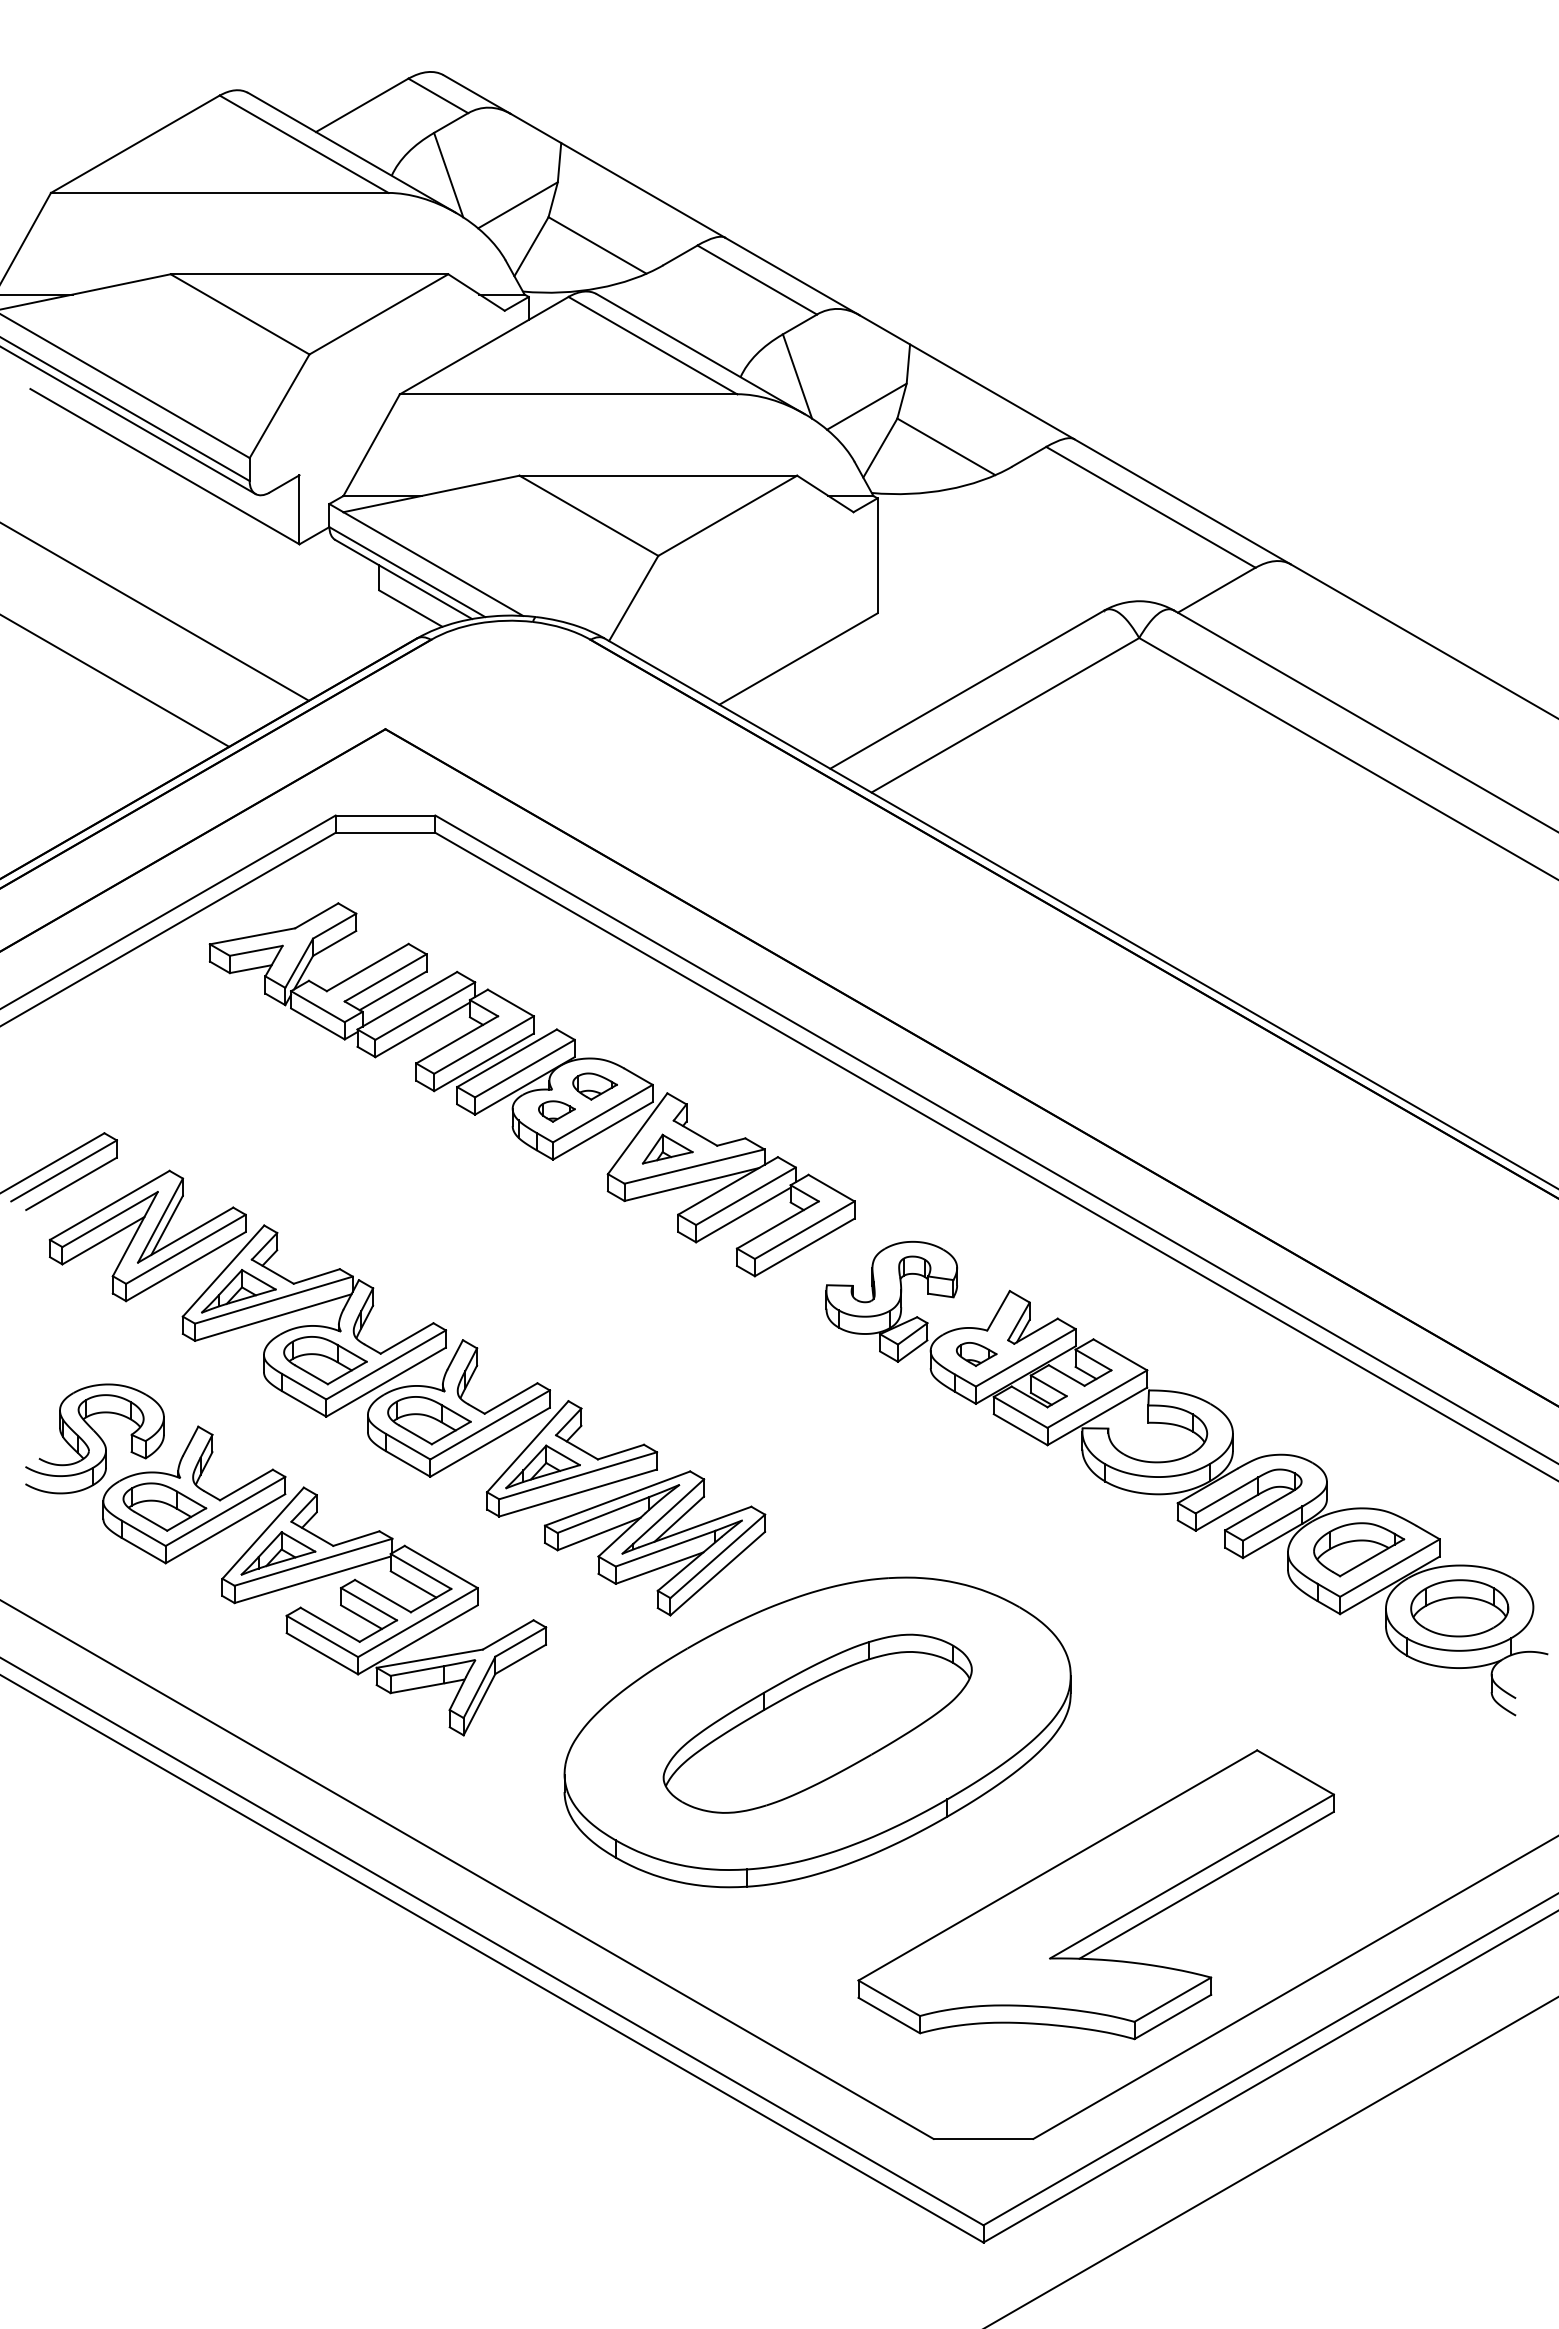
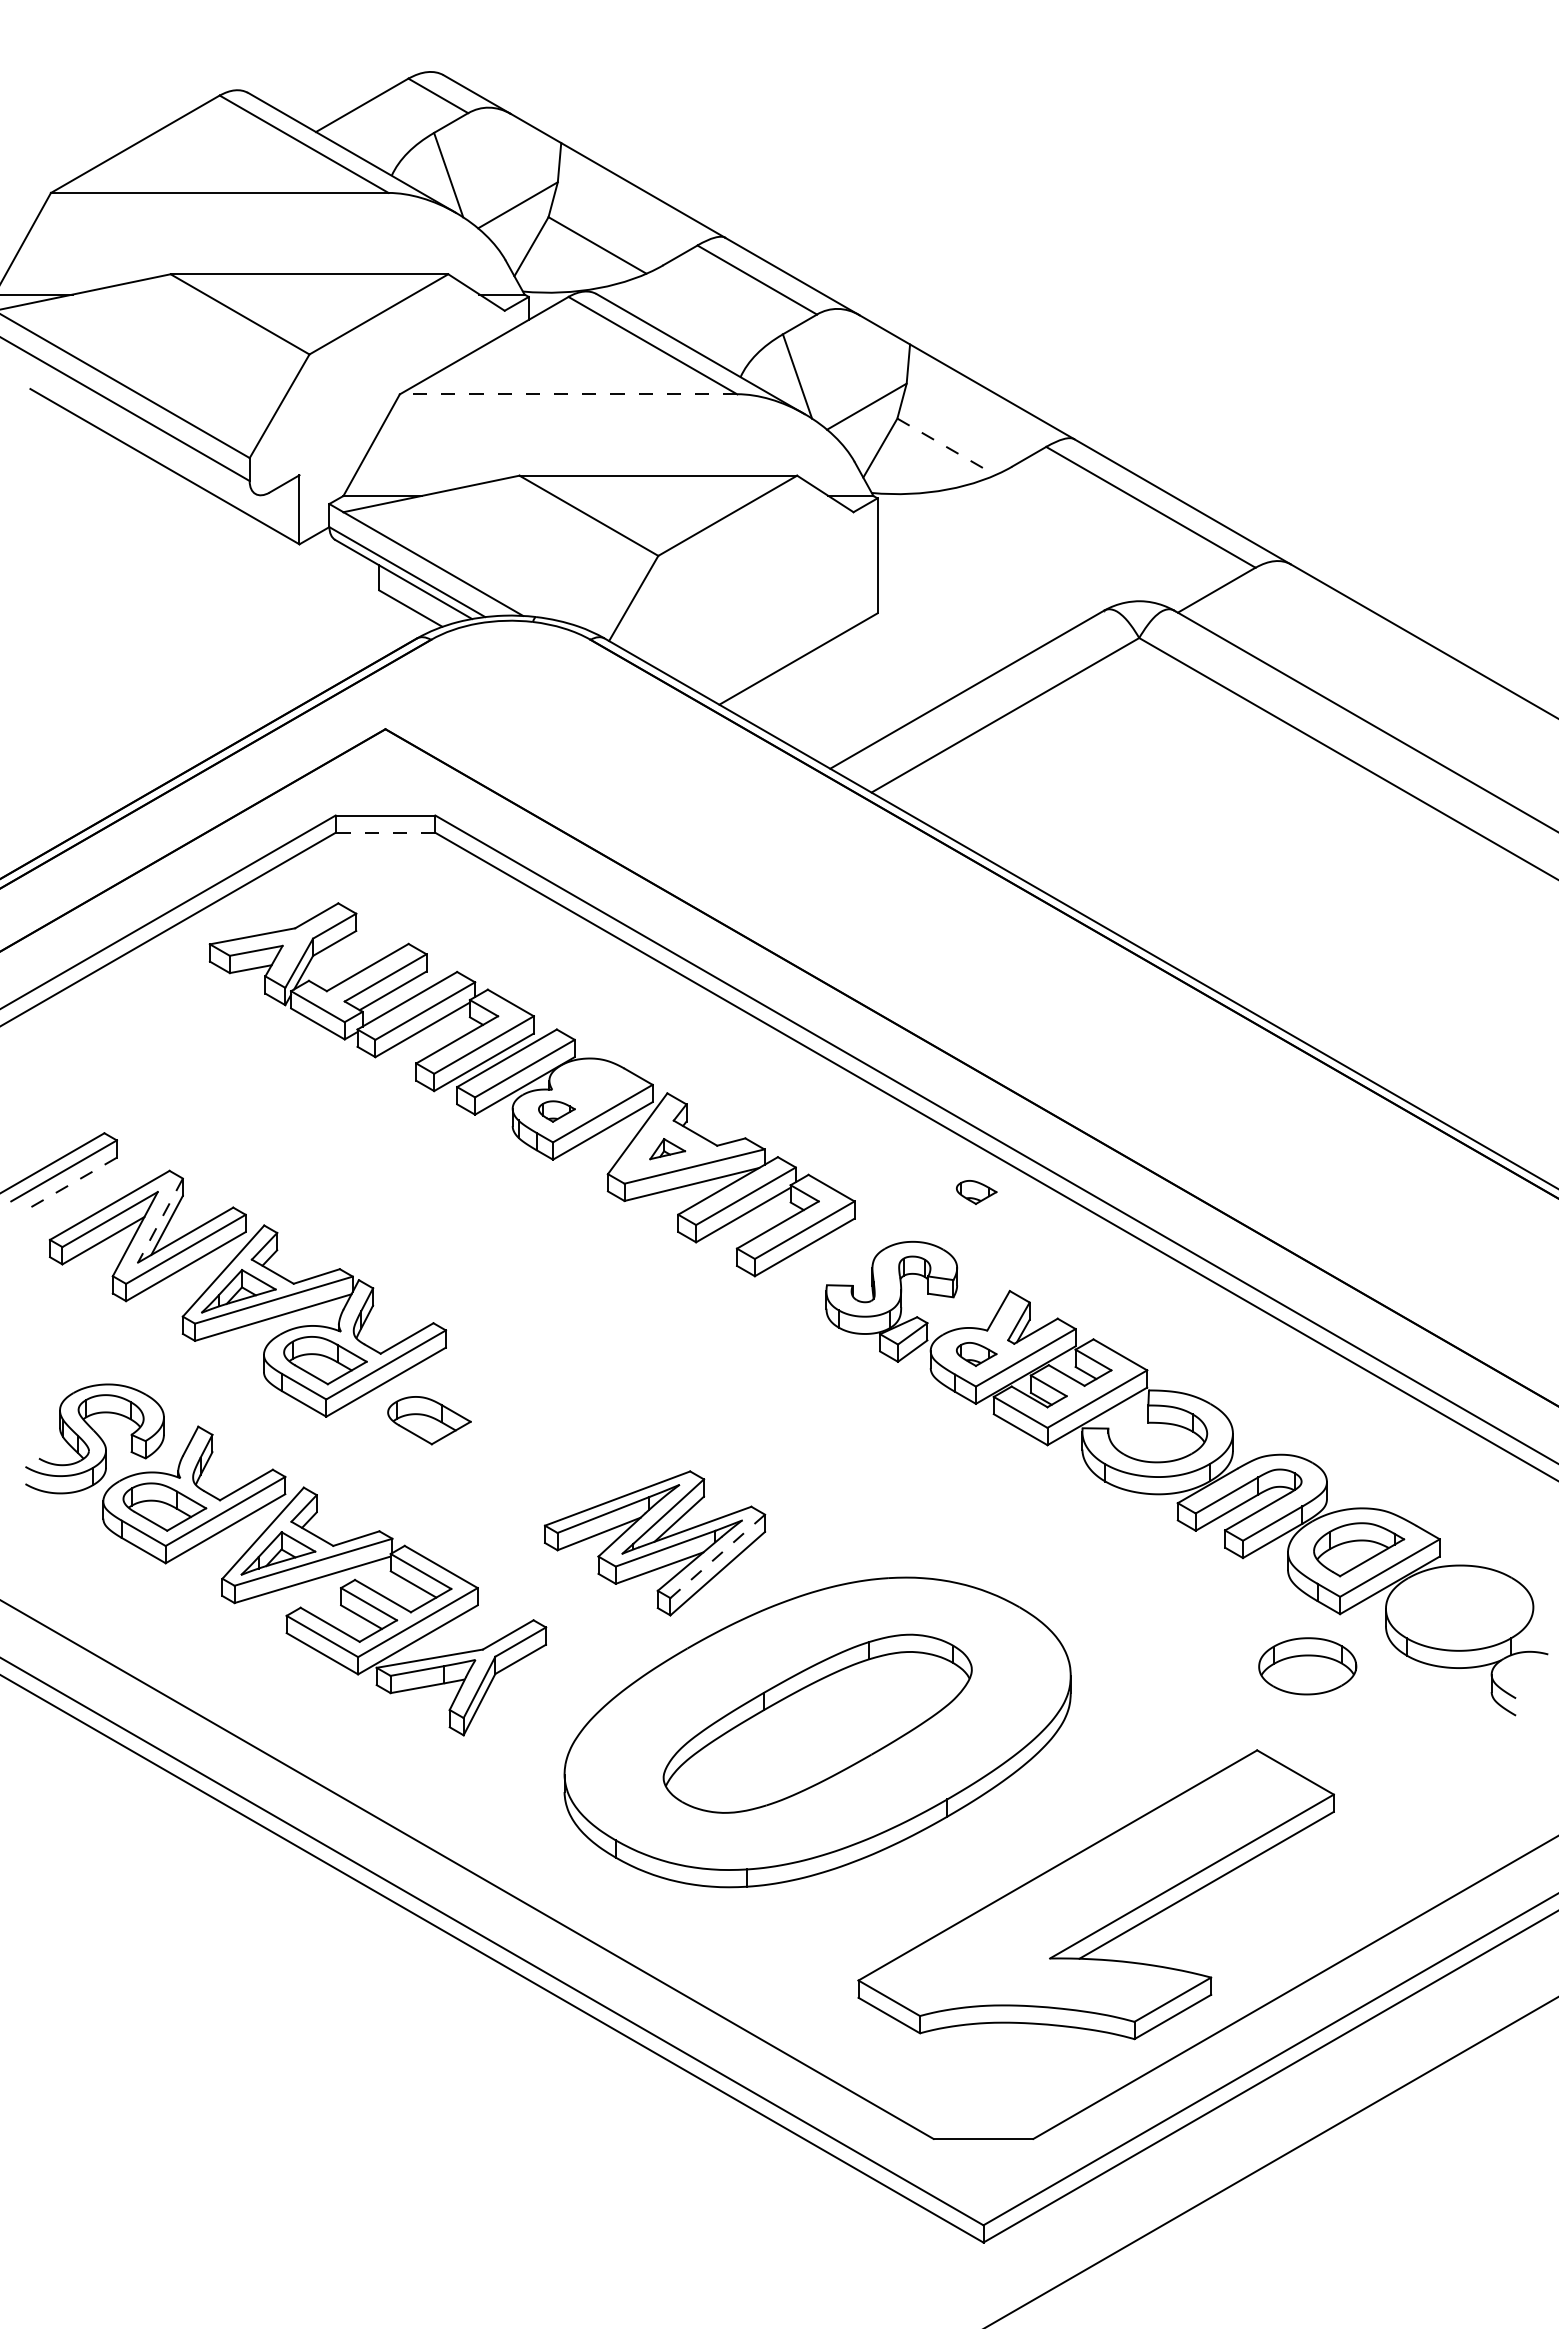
line: solid -> dashed (568, 394)
line: present -> none (128, 420)
line: solid -> dashed (946, 446)
line: present -> none (155, 612)
line: present -> none (115, 680)
line: solid -> dashed (385, 832)
part: present -> none (594, 1086)
part size: 53x32 px -> 38x23 px (667, 1149)
line: solid -> dashed (71, 1184)
part: none -> present (976, 1192)
line: solid -> dashed (160, 1220)
part: present -> none (512, 1428)
line: solid -> dashed (717, 1556)
part position: (1459, 1608) -> (1307, 1666) (1307, 1666)
